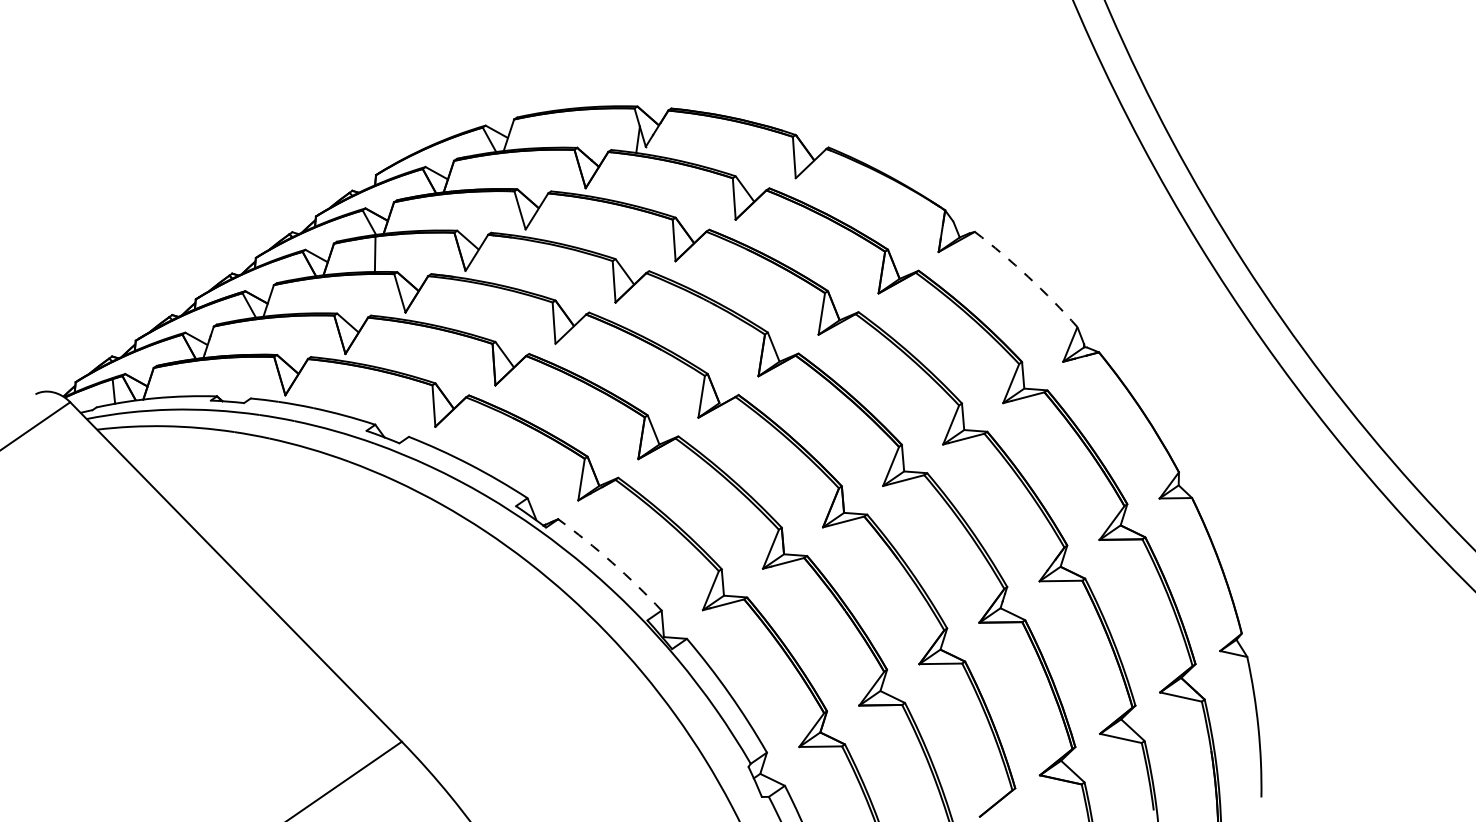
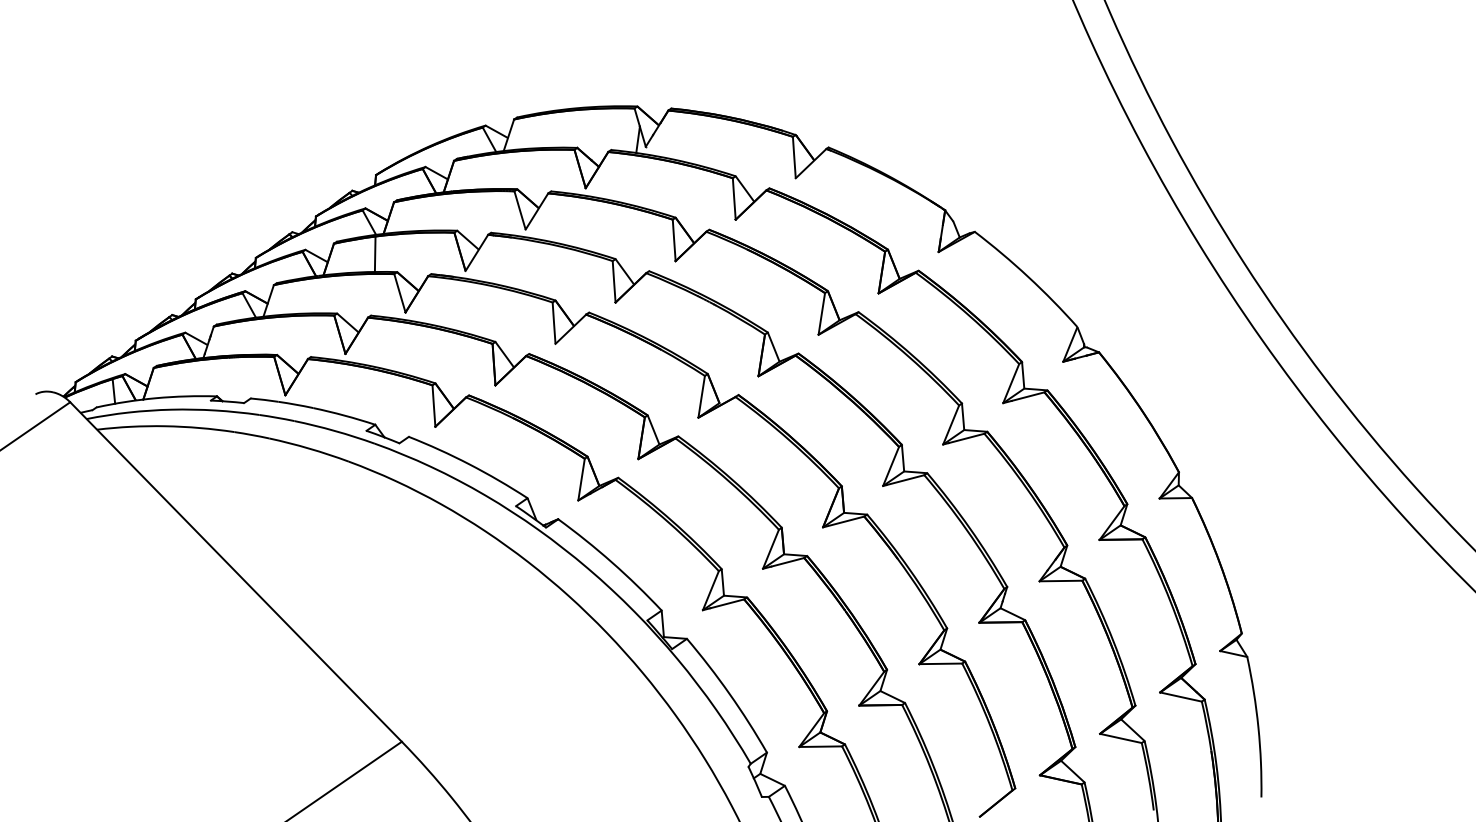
arc: dashed -> solid (1028, 277)
arc: dashed -> solid (612, 562)
